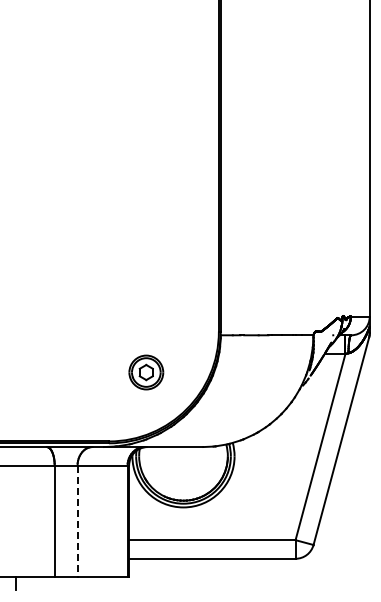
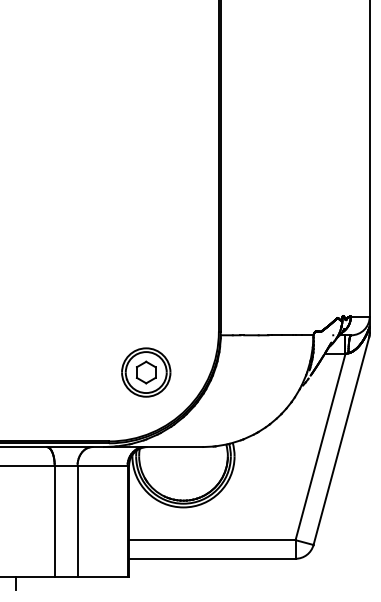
part size: 37x37 px -> 51x51 px (146, 372)
line: dashed -> solid (77, 521)
